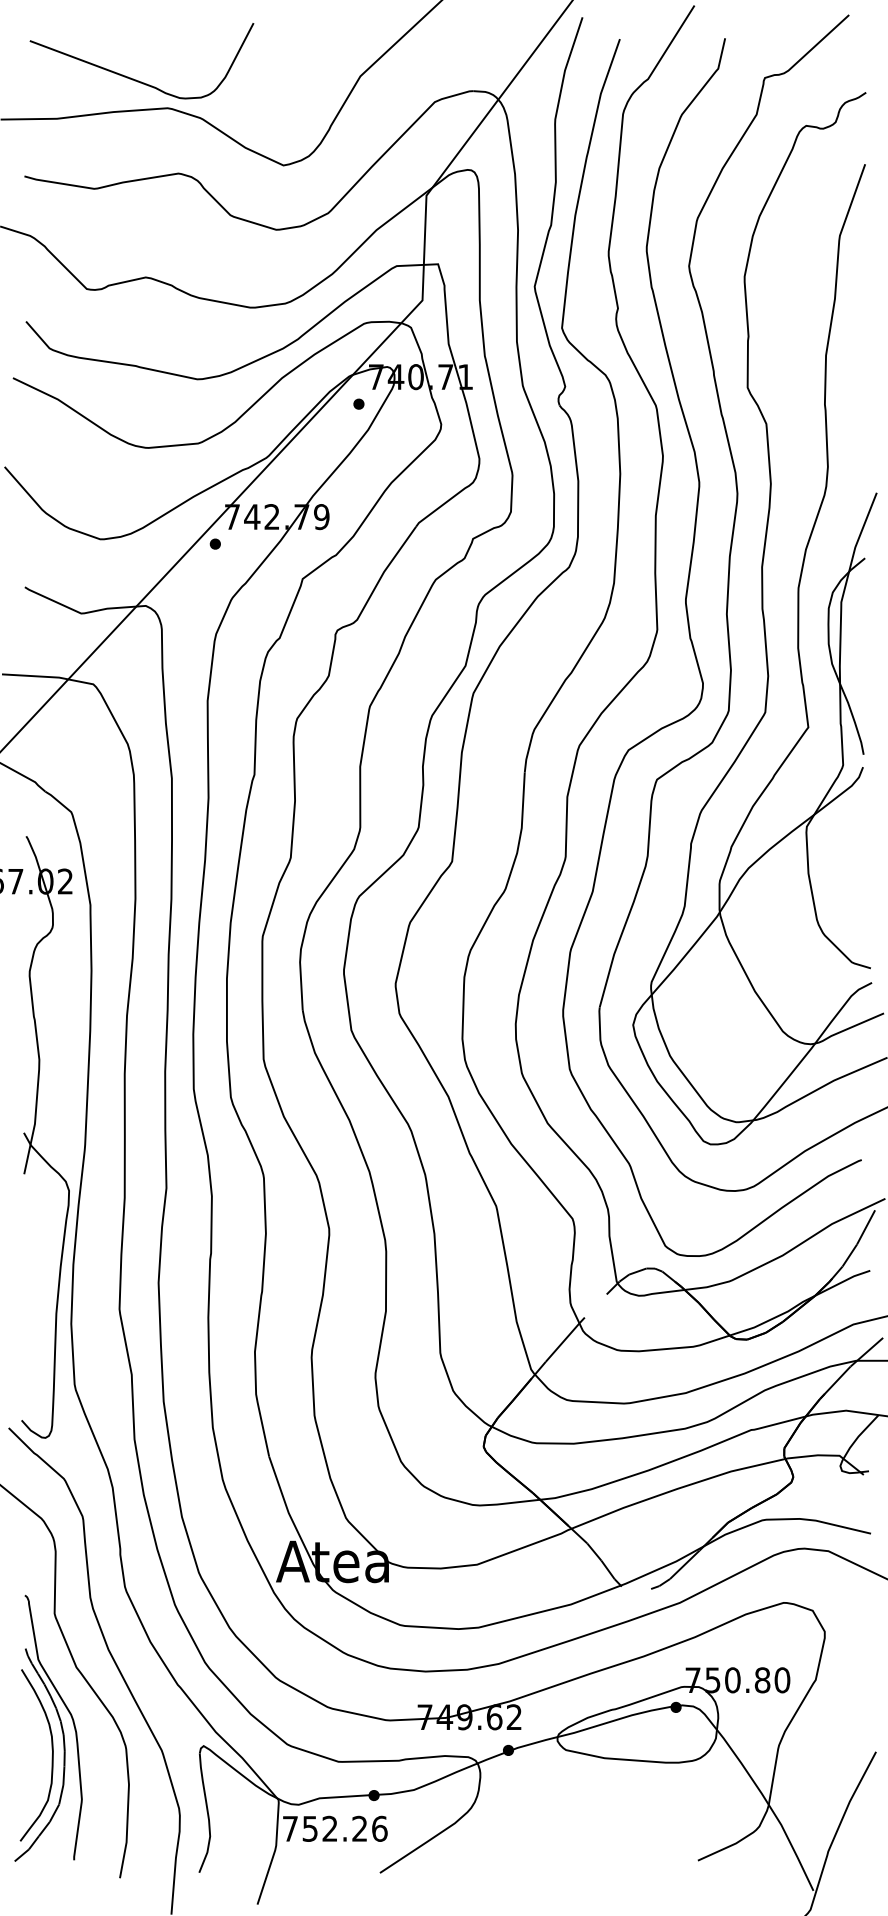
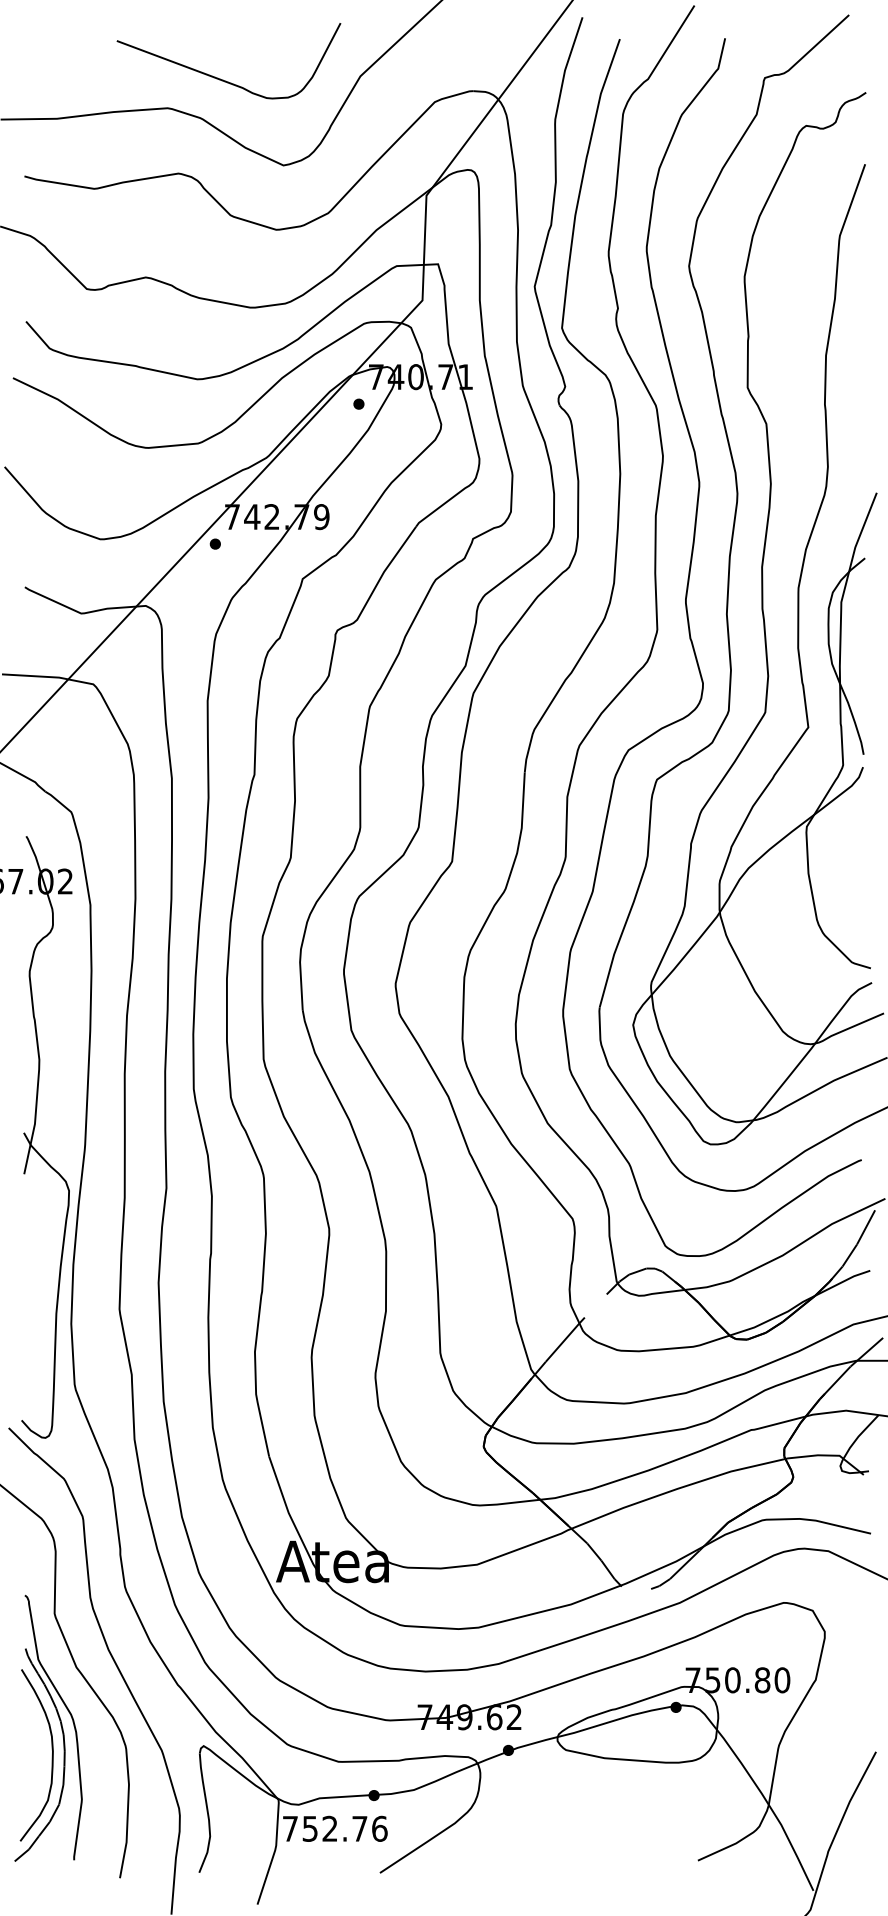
curve position: (136, 79) -> (223, 79) (223, 79)
text: 752.26 -> 752.76 (359, 1828)
